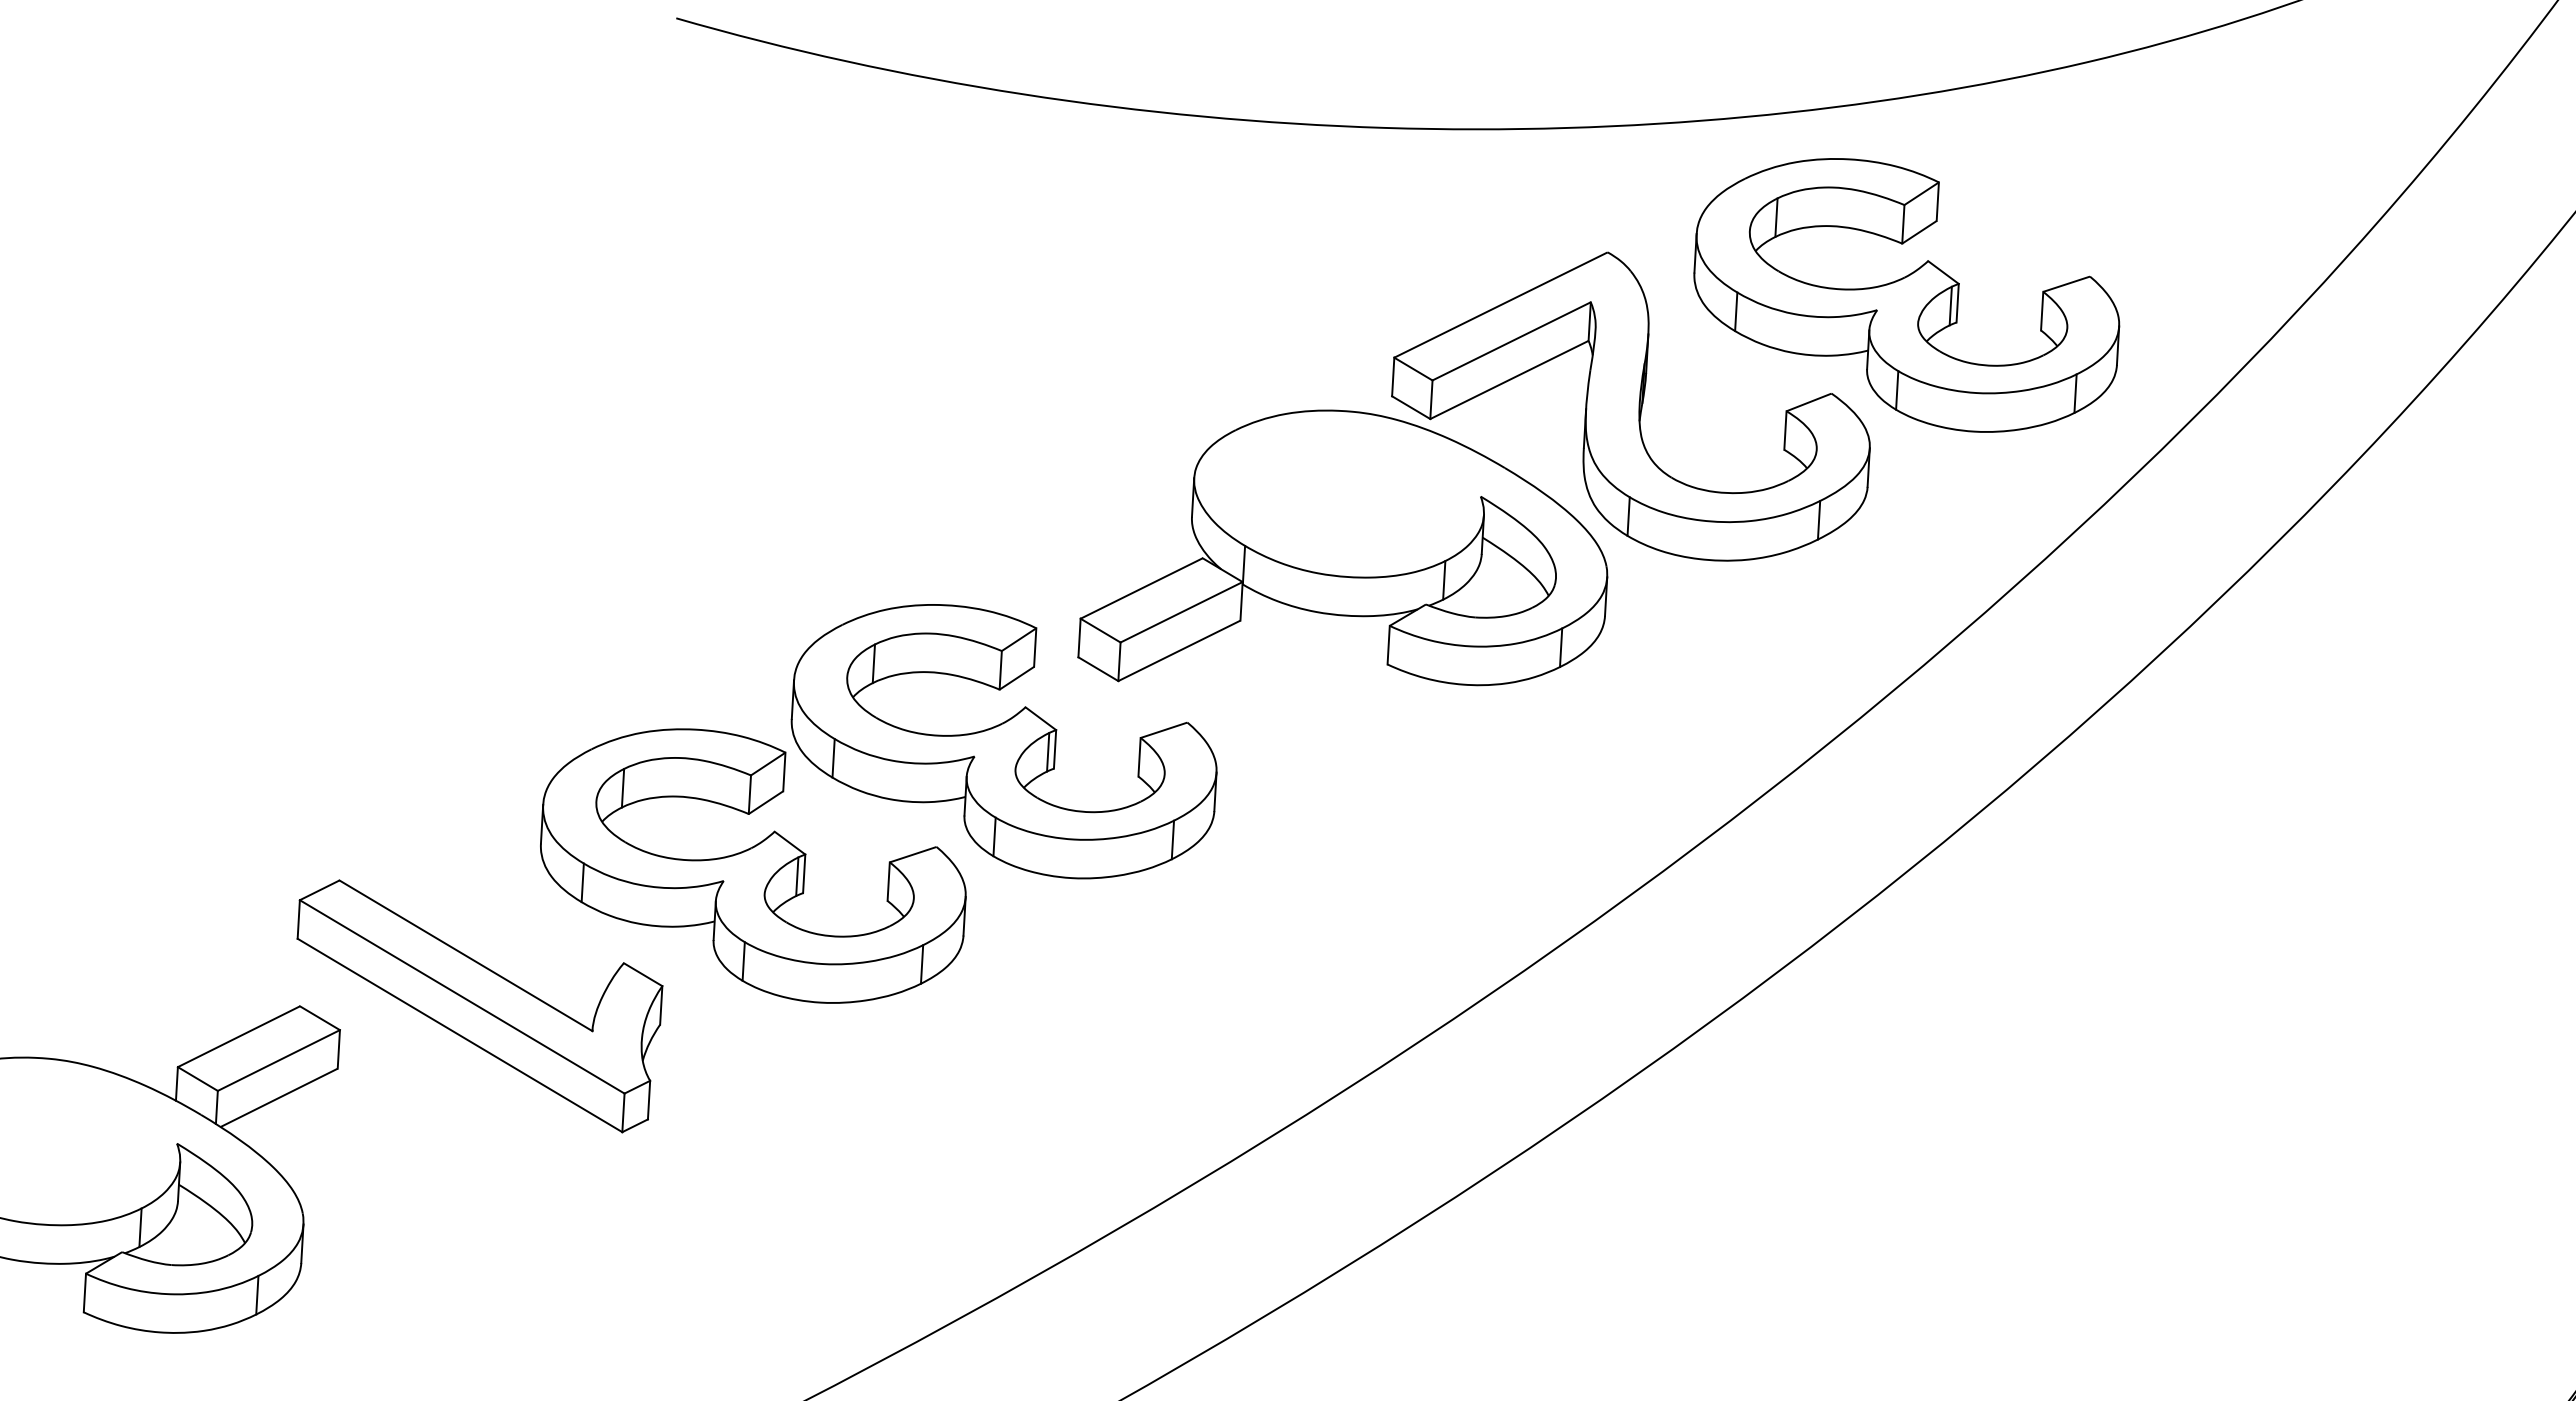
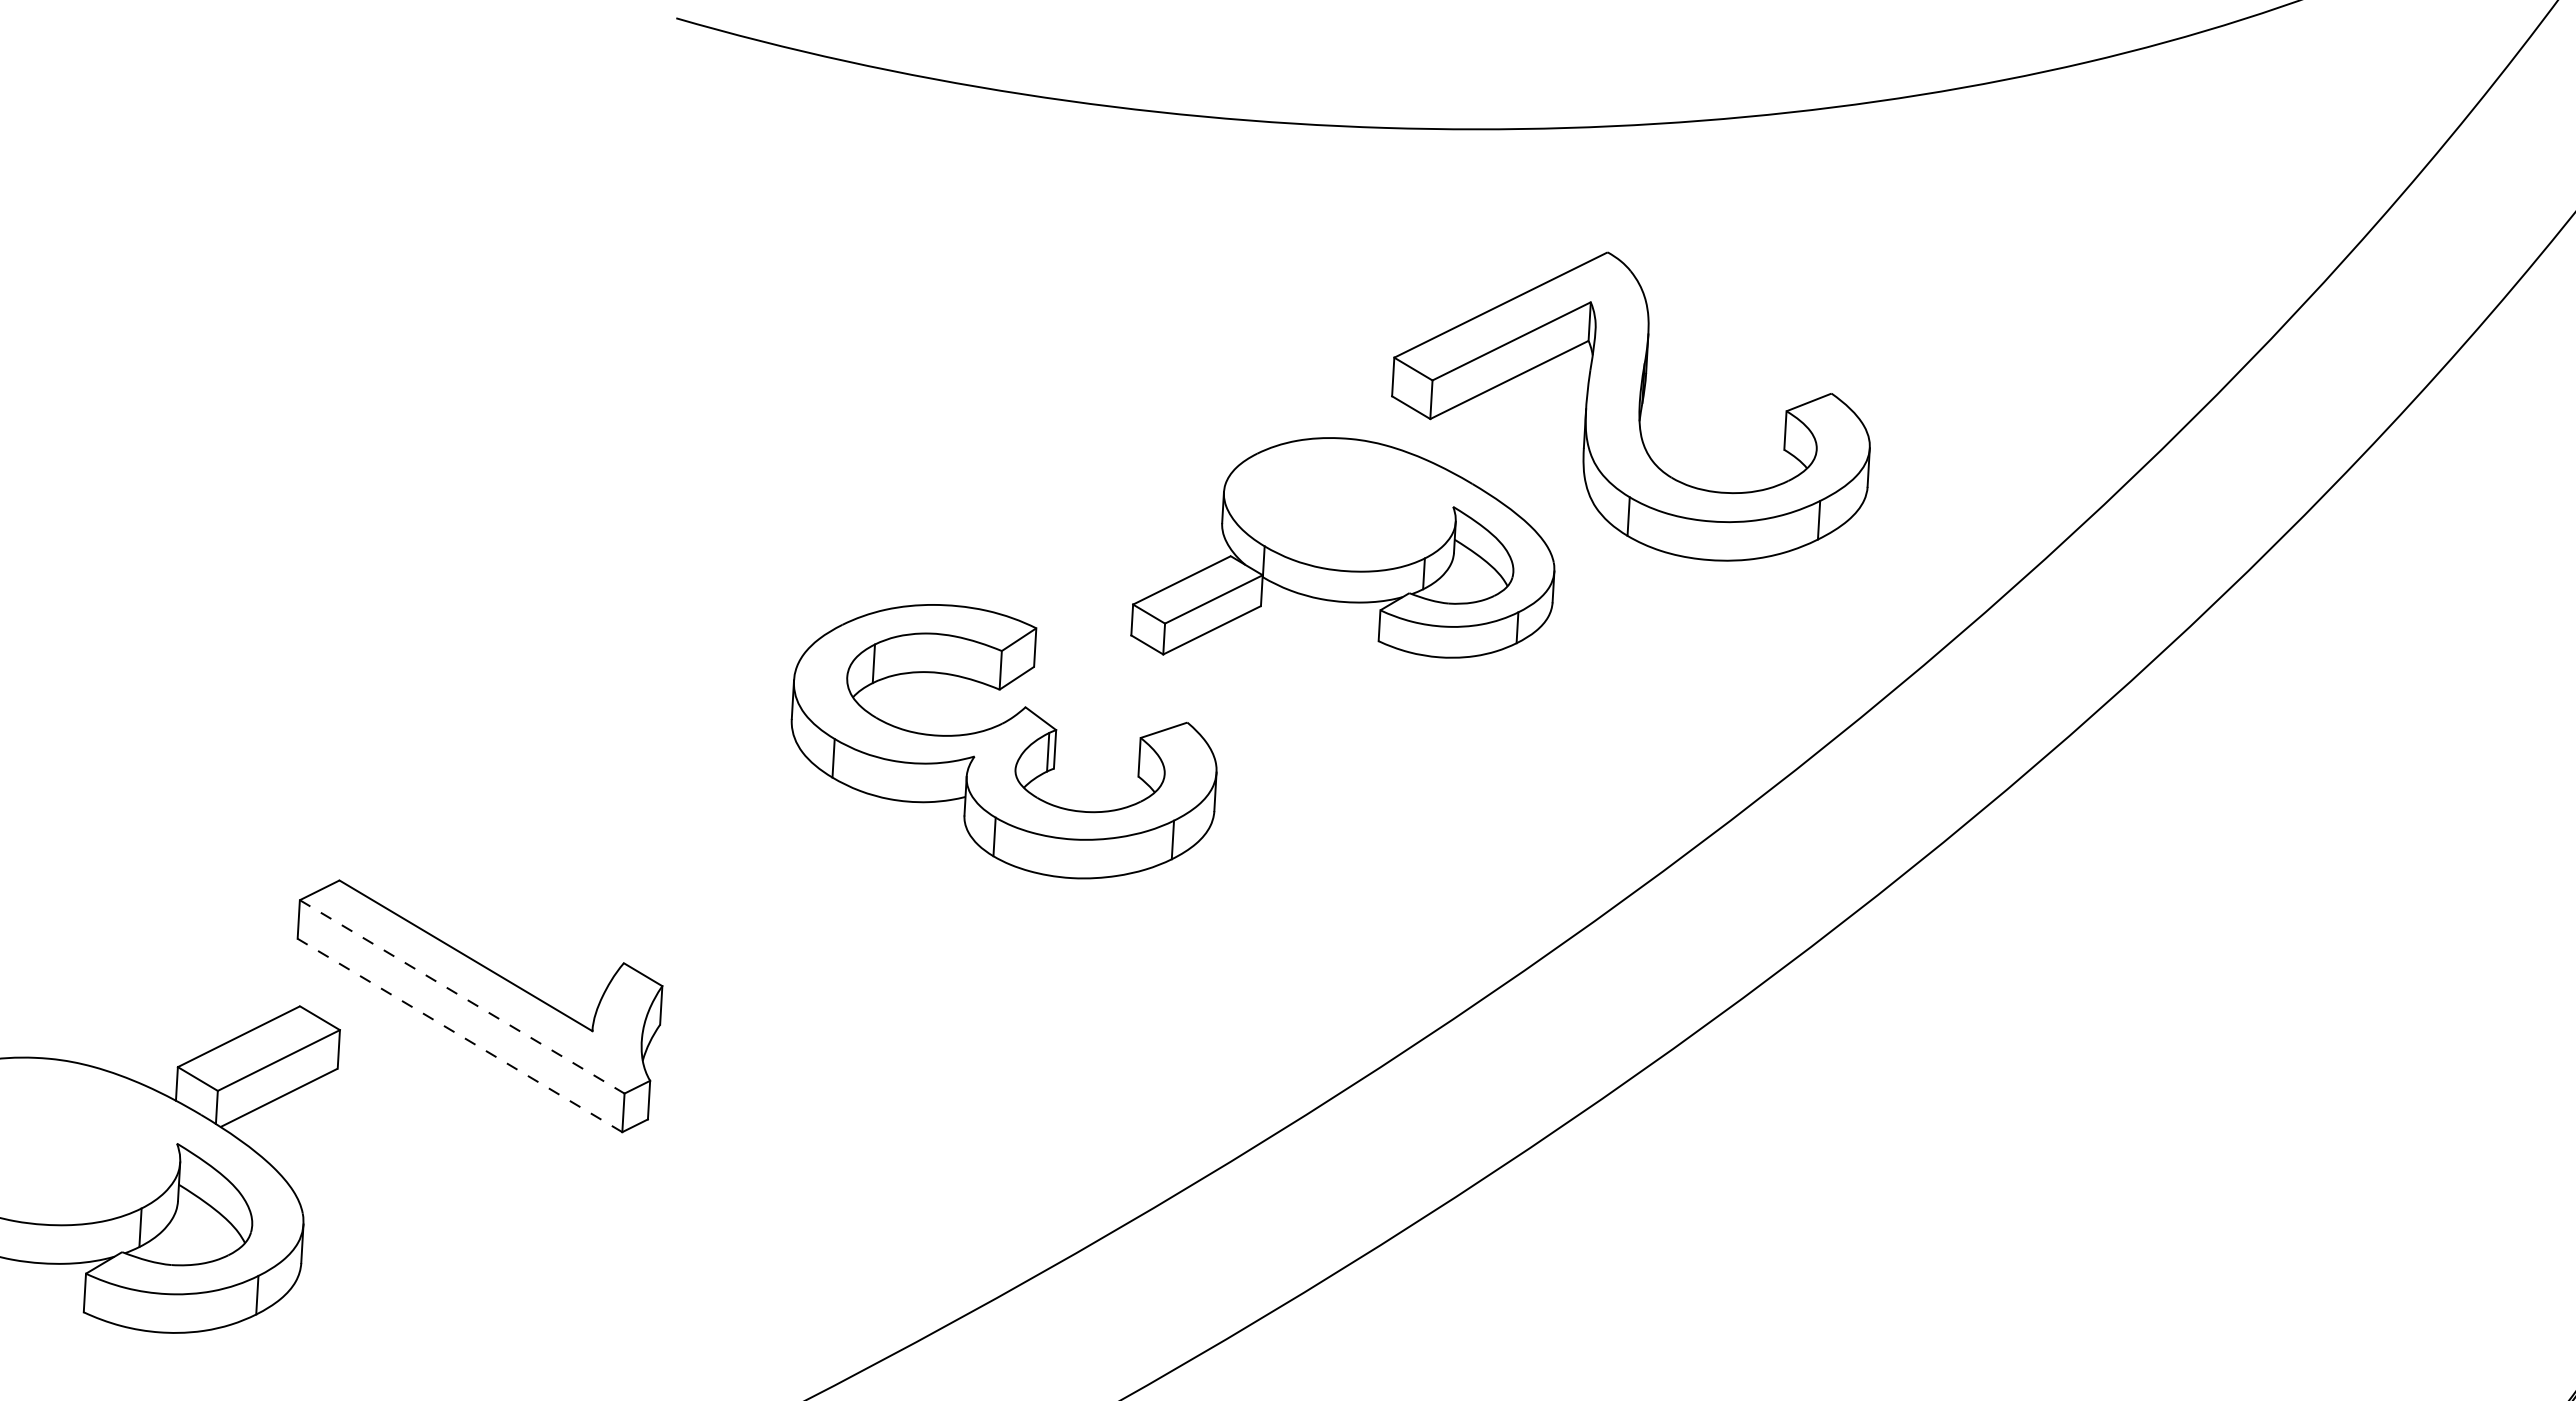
part: present -> none (1906, 295)
part size: 532x278 px -> 426x222 px (1342, 547)
part: present -> none (753, 865)
line: solid -> dashed (462, 996)
line: solid -> dashed (460, 1035)
